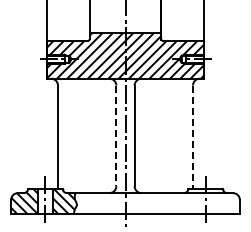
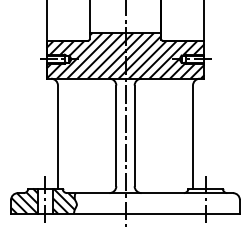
line: dashed -> solid (116, 136)
line: dashed -> solid (193, 137)
